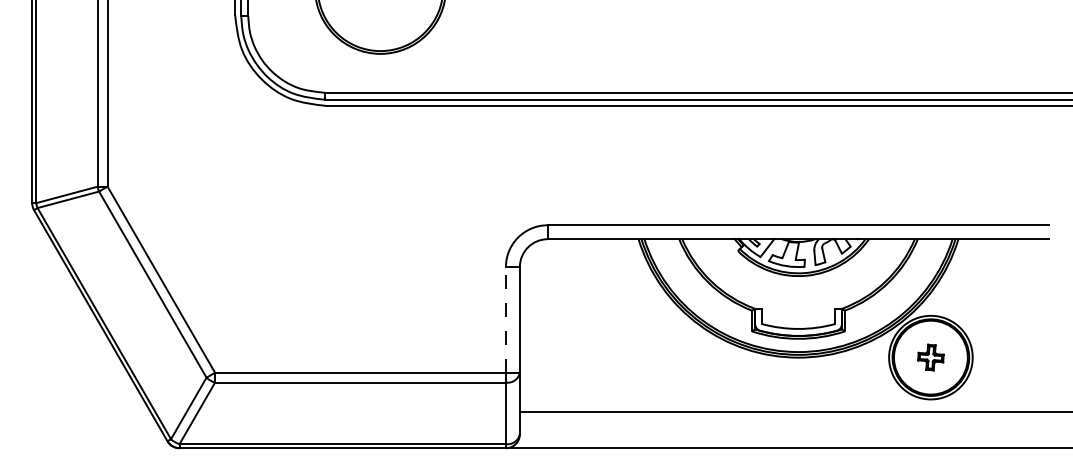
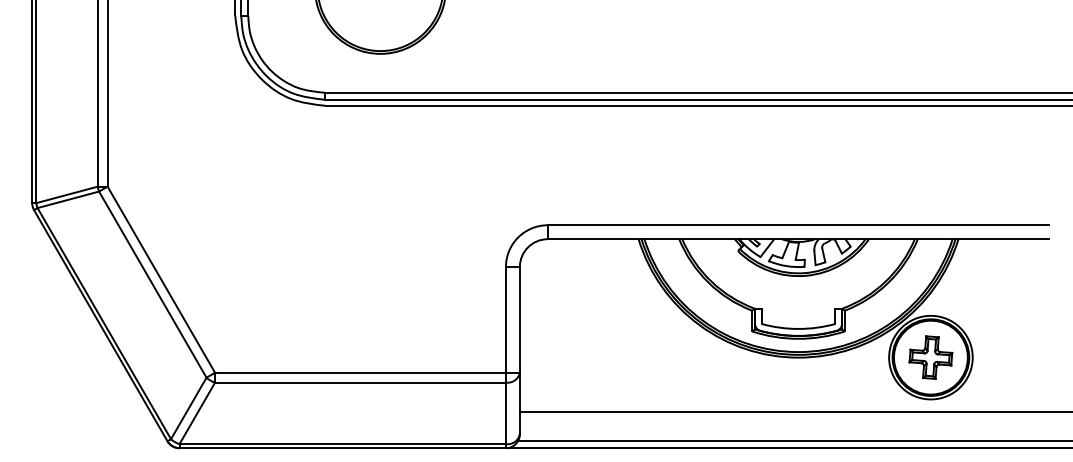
line: dashed -> solid (505, 319)
part size: 28x29 px -> 46x45 px (930, 357)
line: none -> present (793, 441)
